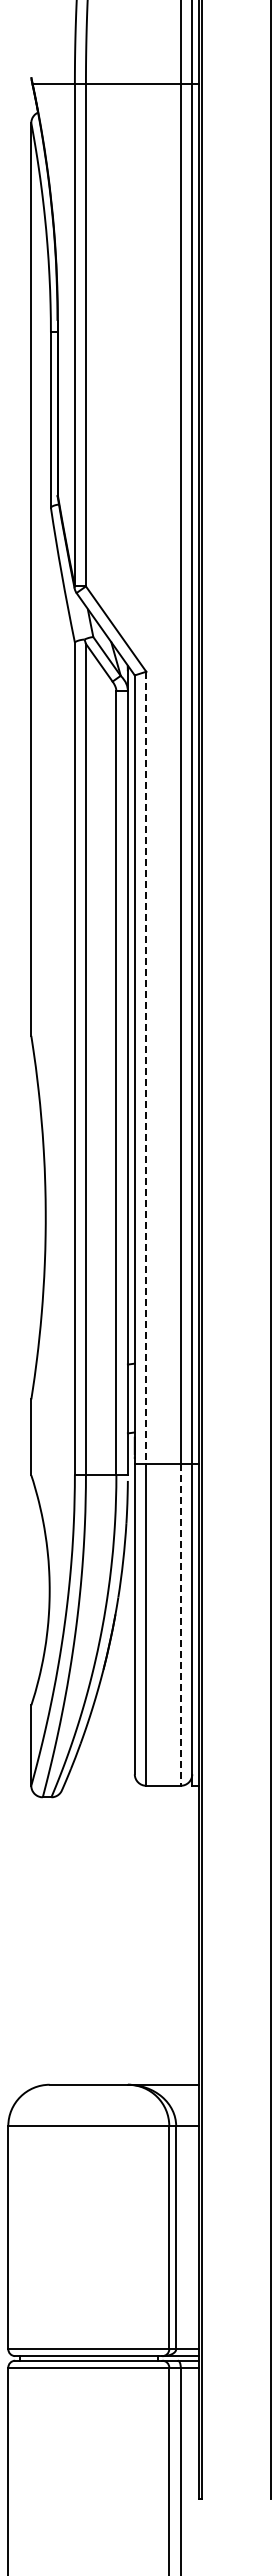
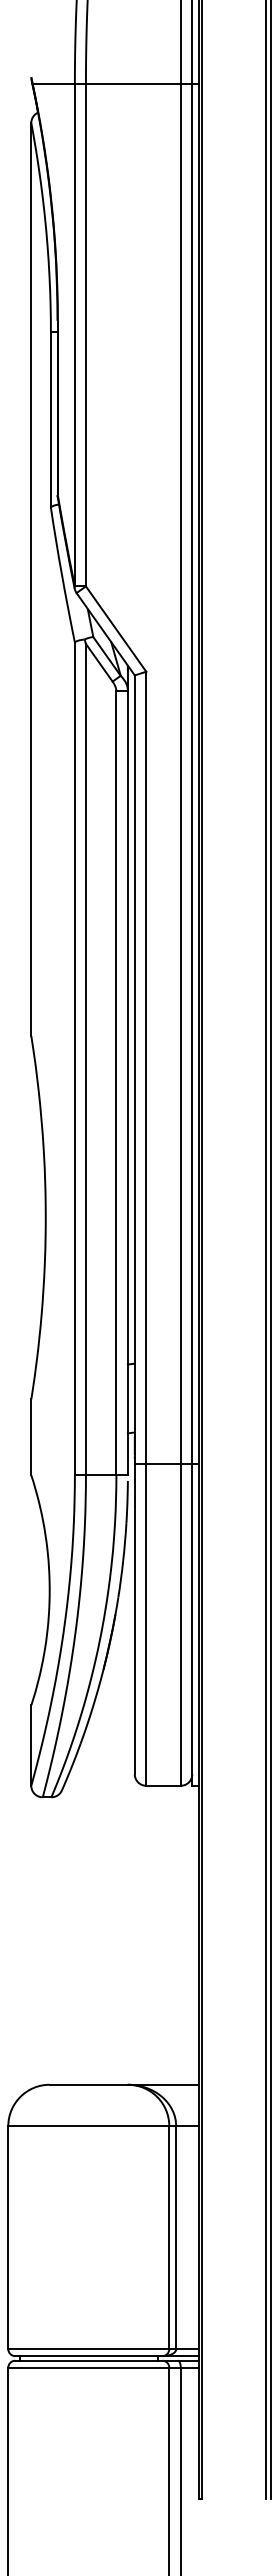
line: dashed -> solid (146, 1068)
line: none -> present (266, 1250)
line: dashed -> solid (180, 1624)
